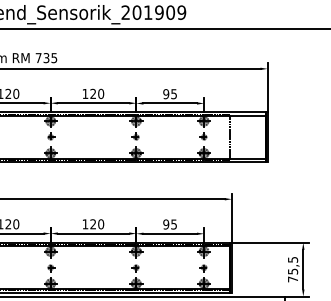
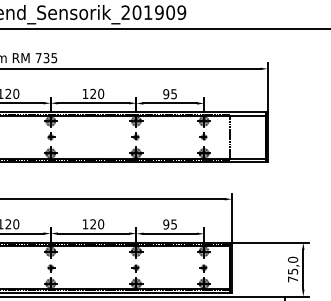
text: 75,5 -> 75,0 (293, 259)
